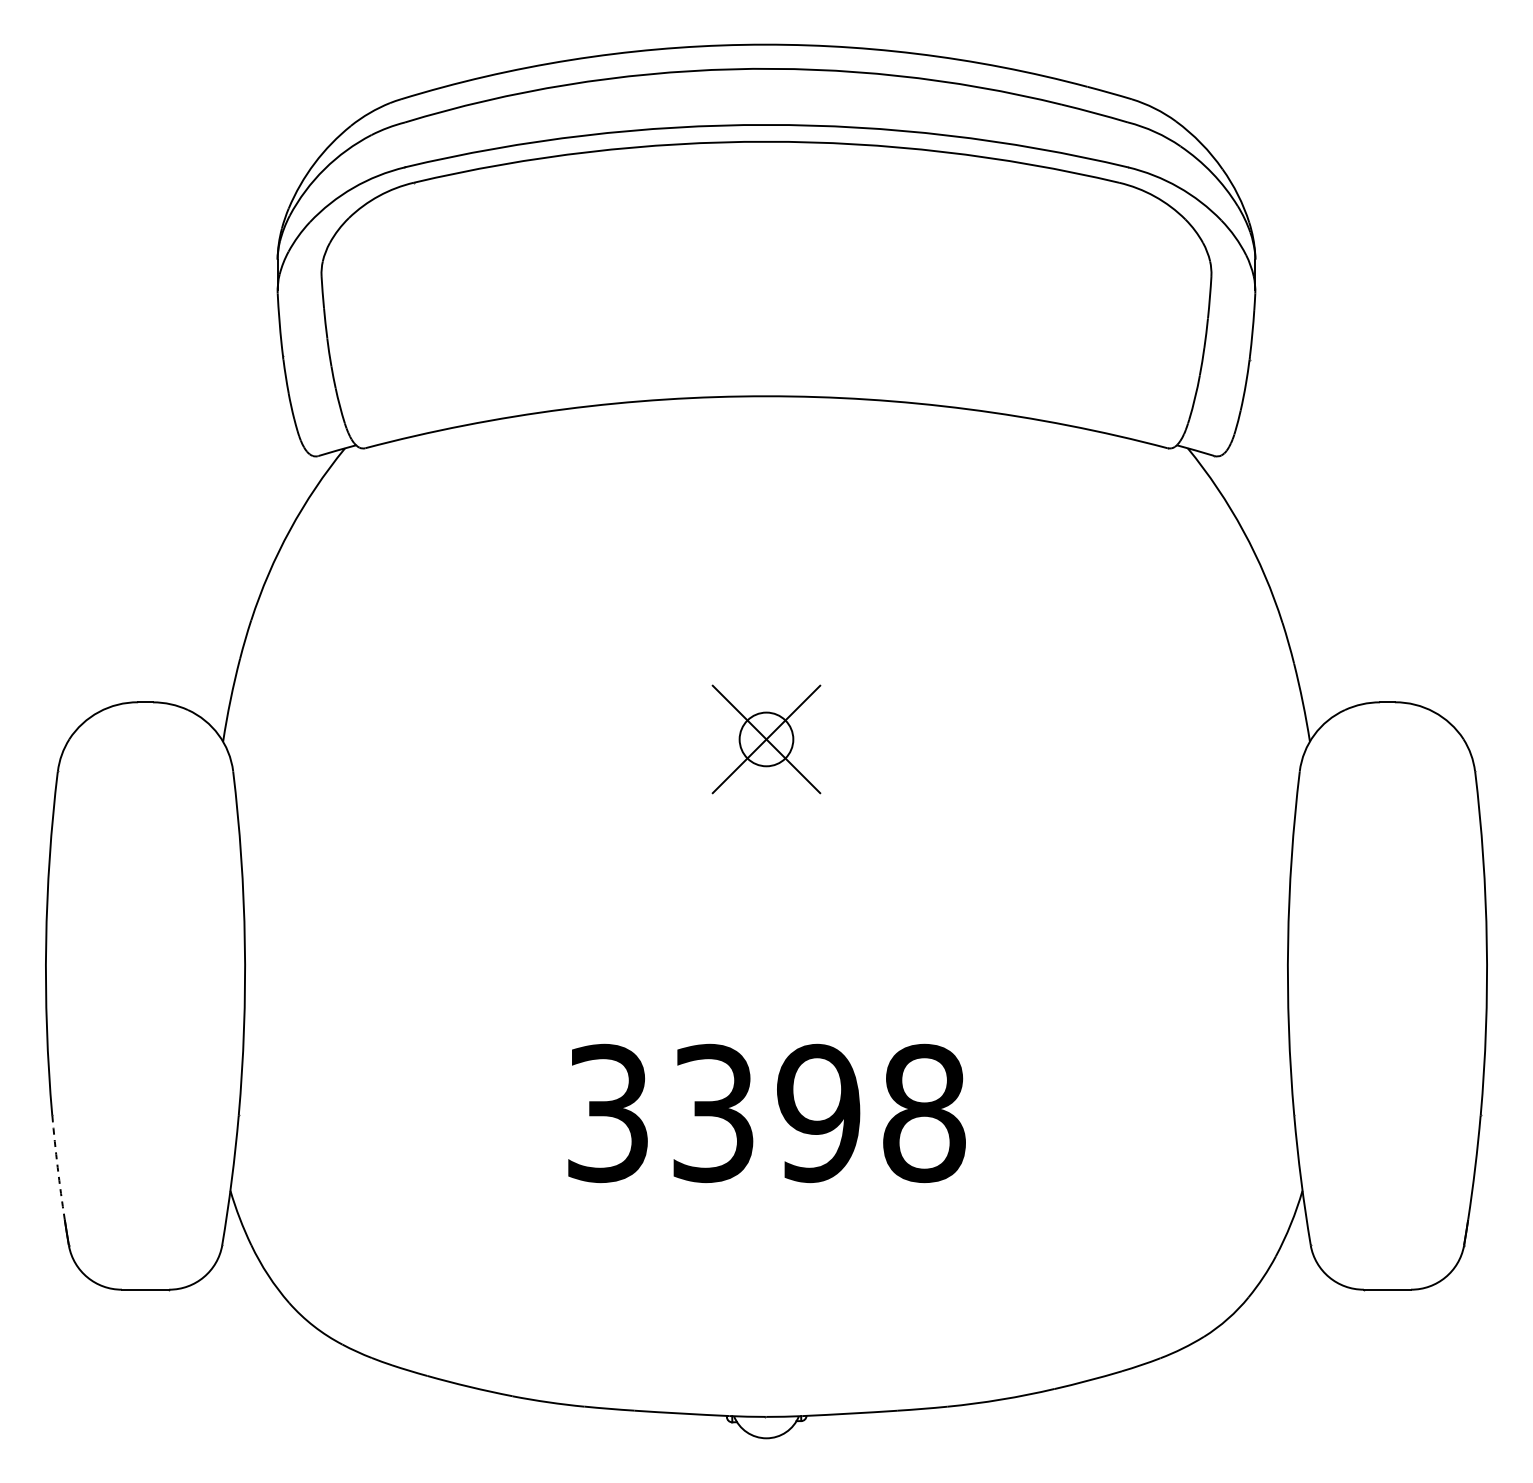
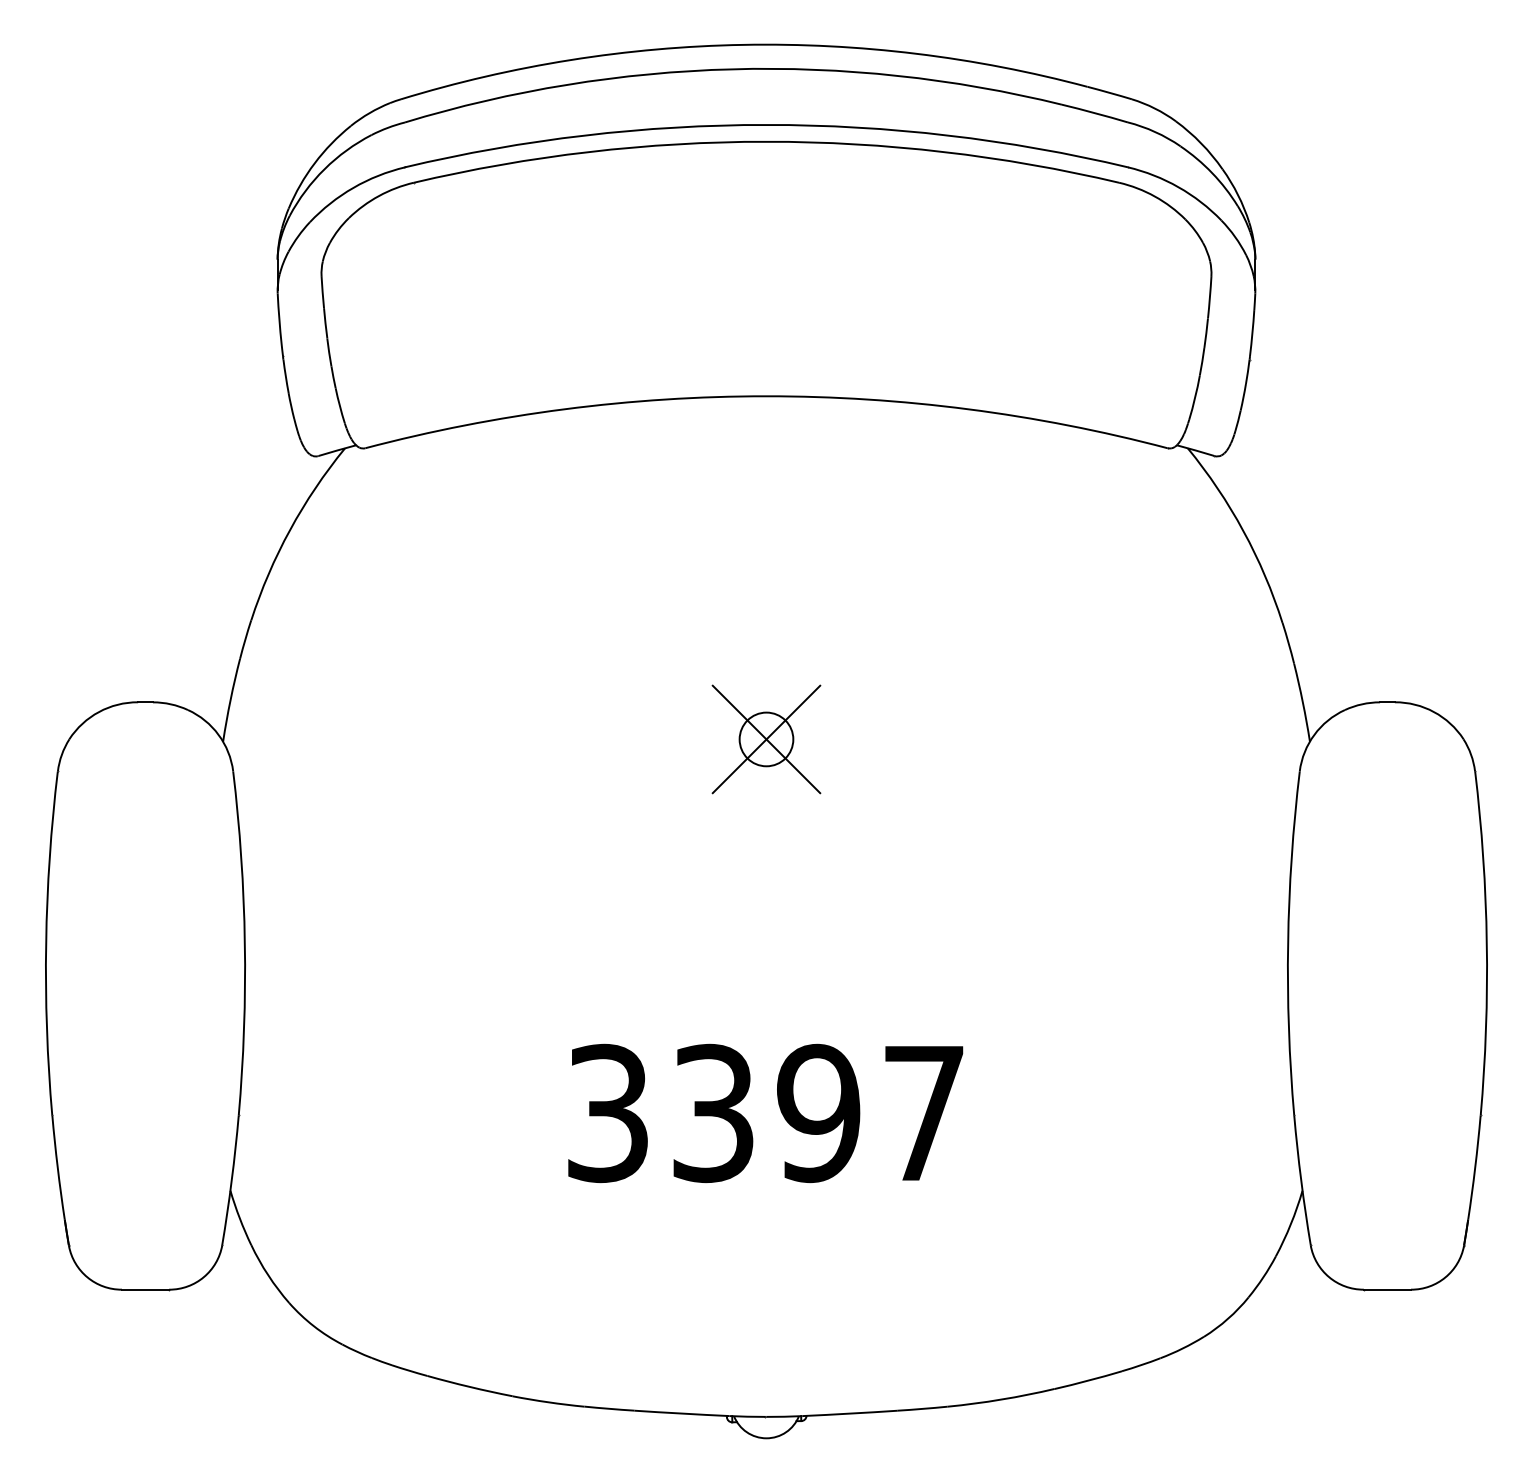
text: 3398 -> 3397 (924, 1113)
arc: dashed -> solid (57, 1167)
